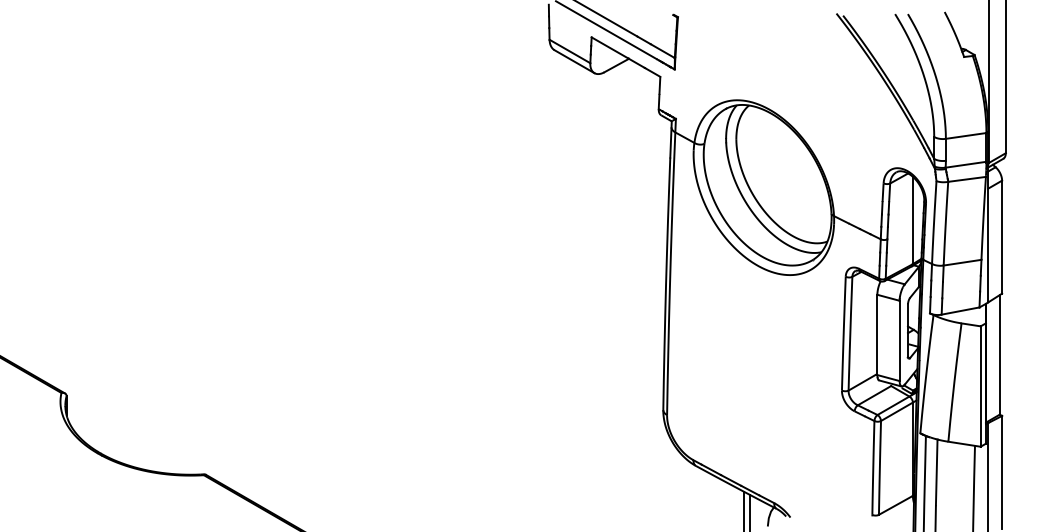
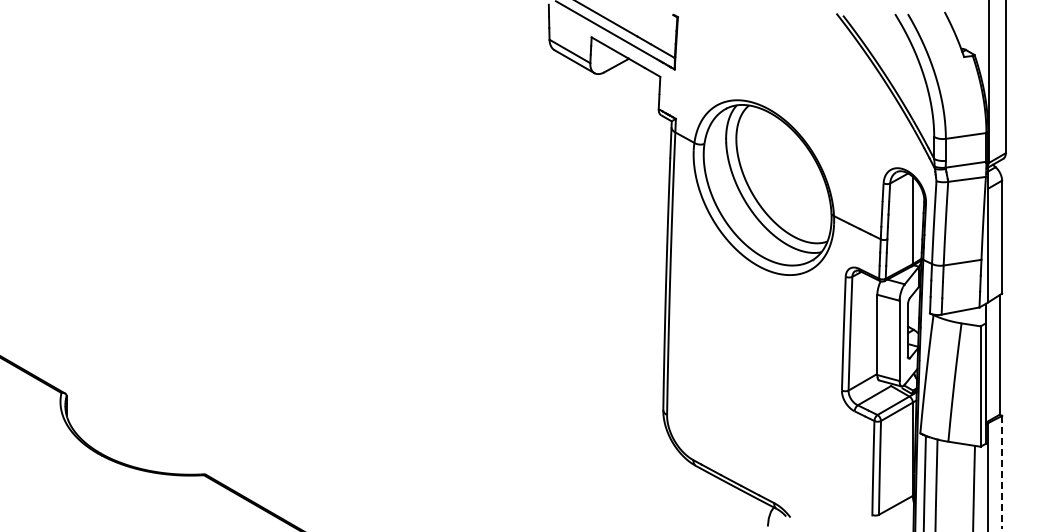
line: solid -> dashed (1002, 472)
line: present -> none (743, 509)
line: present -> none (749, 511)
